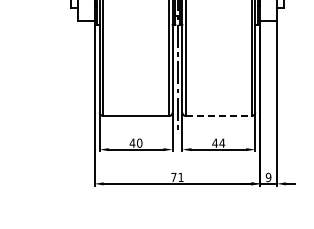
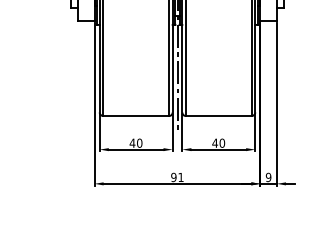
line: dashed -> solid (218, 116)
text: 44 -> 40 (222, 142)
text: 71 -> 91 (173, 177)
